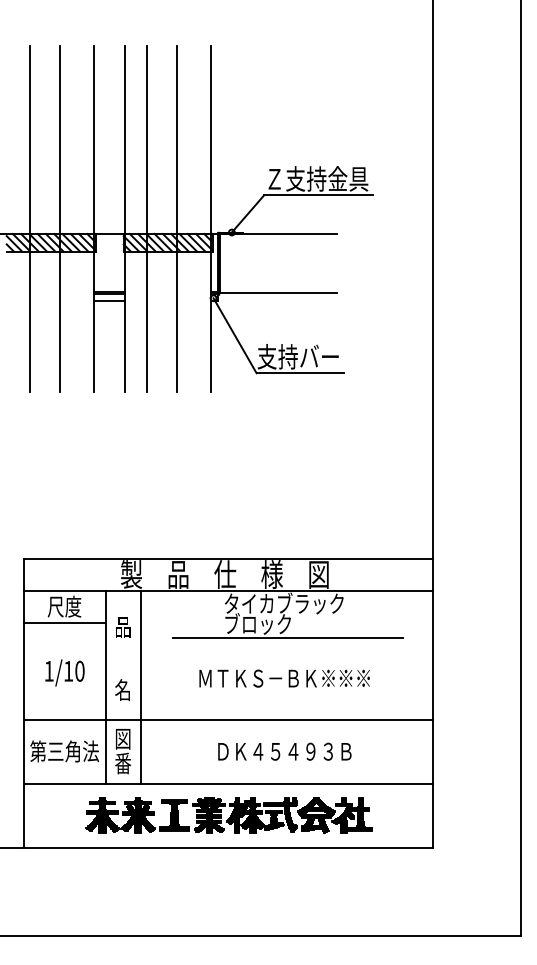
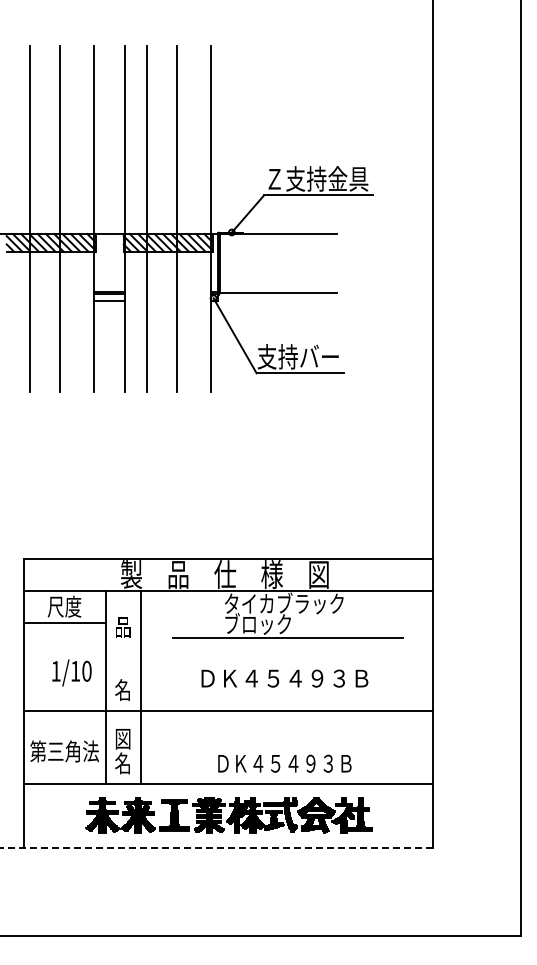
text position: (64, 672) -> (71, 672) (71, 672)
text: ＭＴＫＳ－ＢＫ※※※ -> ＤＫ４５４９３Ｂ (284, 678)
line position: (228, 719) -> (228, 710) (228, 710)
text position: (284, 751) -> (284, 763) (284, 763)
text: 番 -> 名 (122, 763)
line: solid -> dashed (216, 848)
